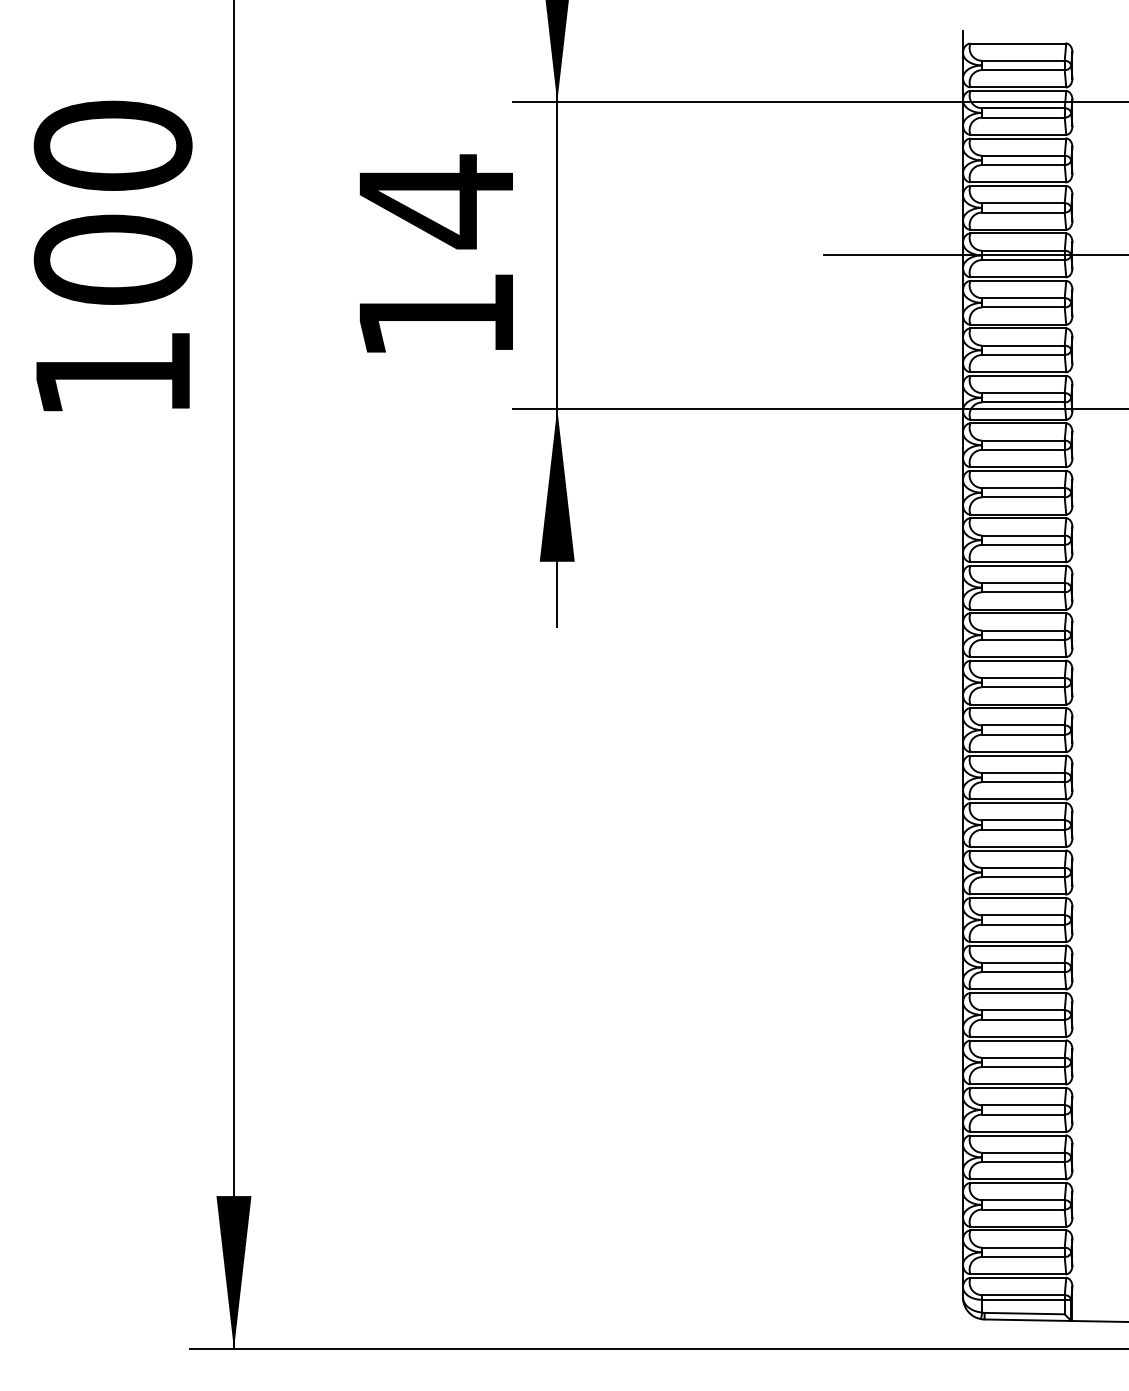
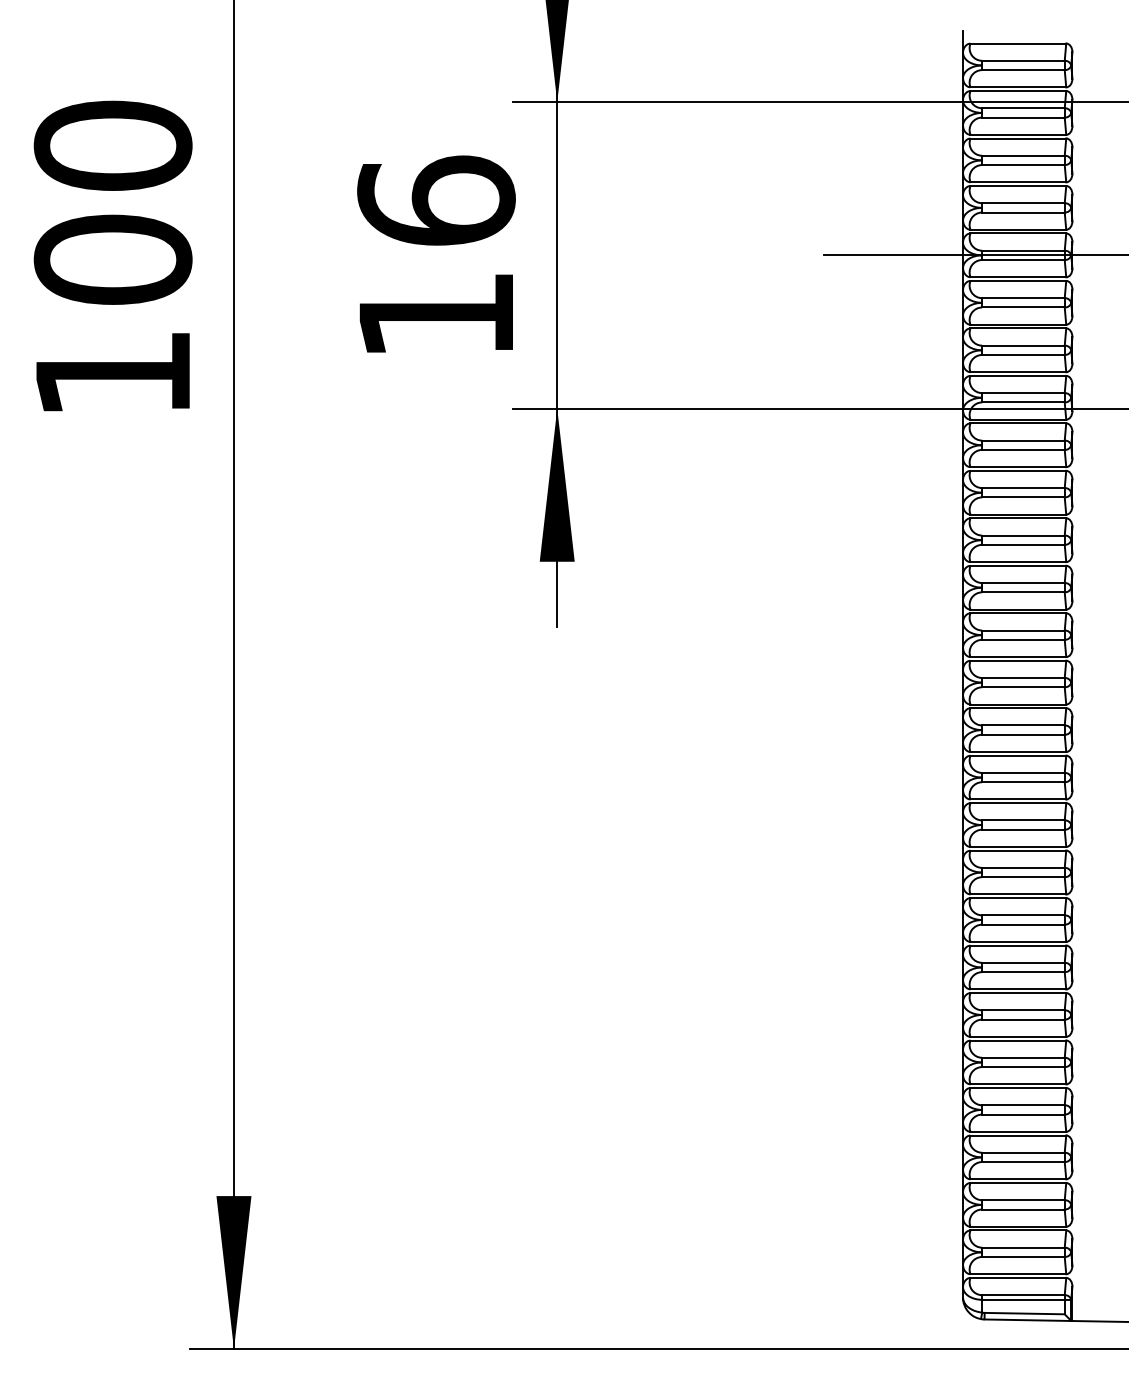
text: 14 -> 16 (436, 201)
